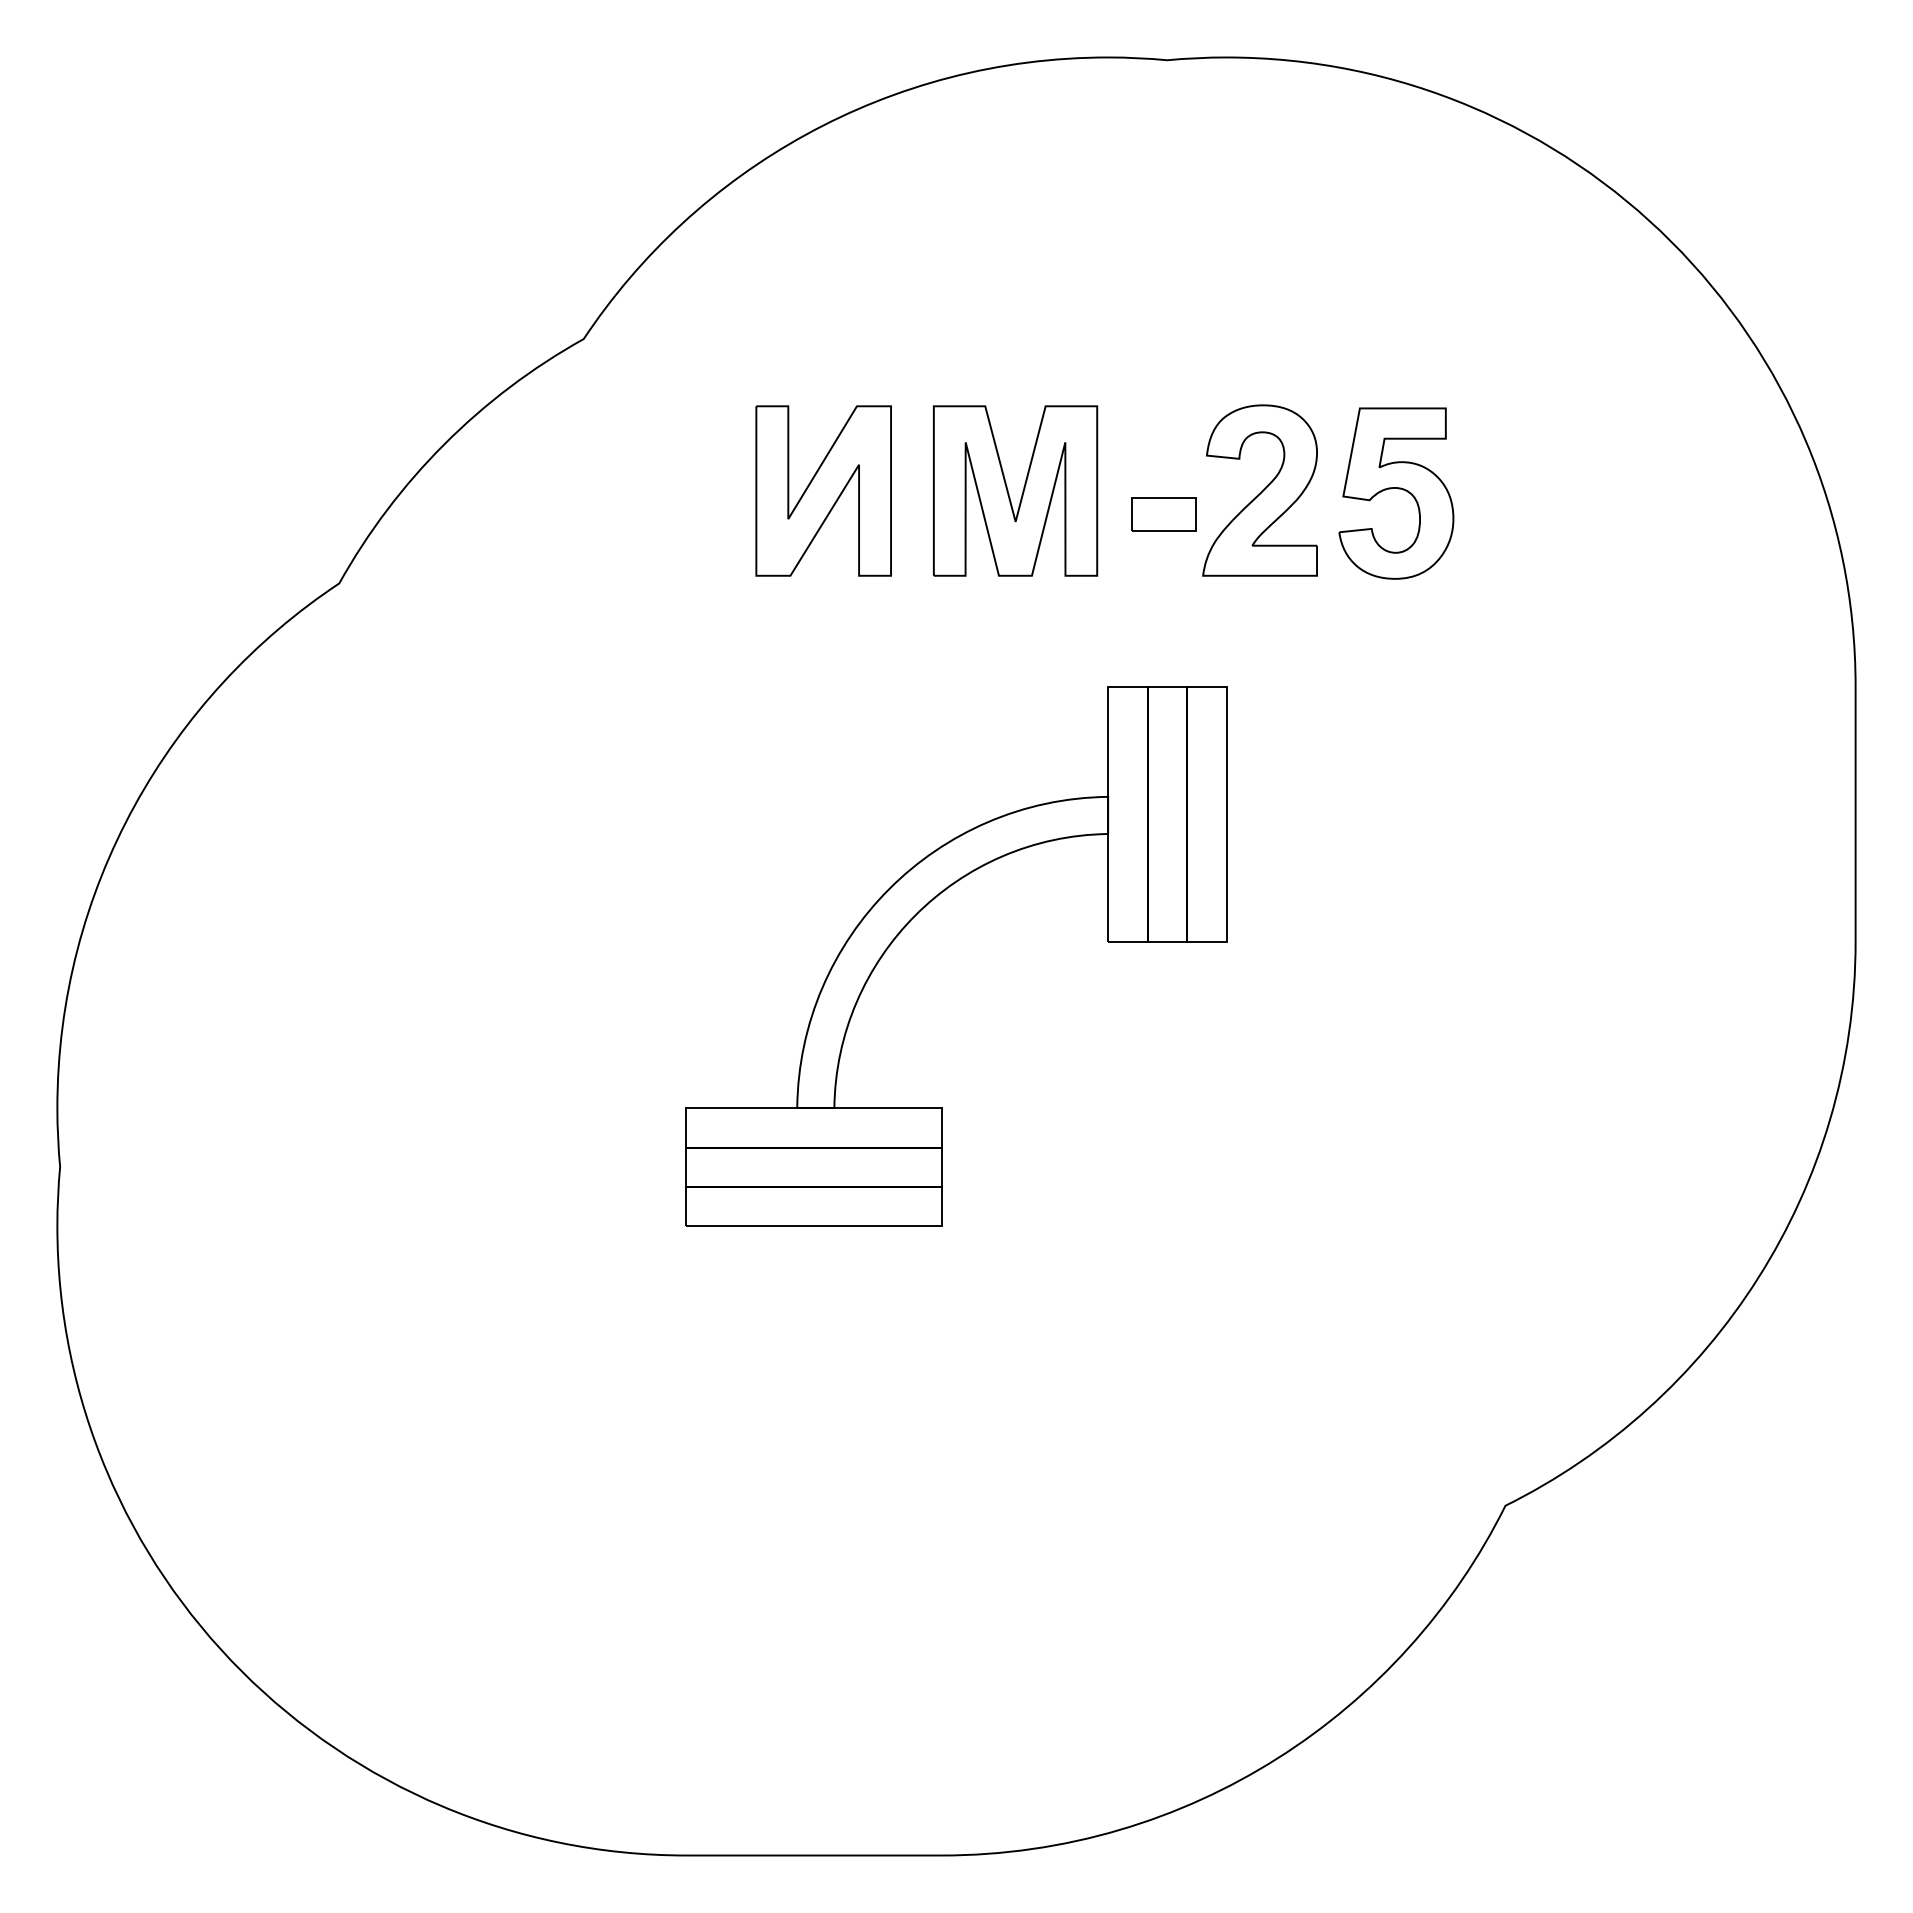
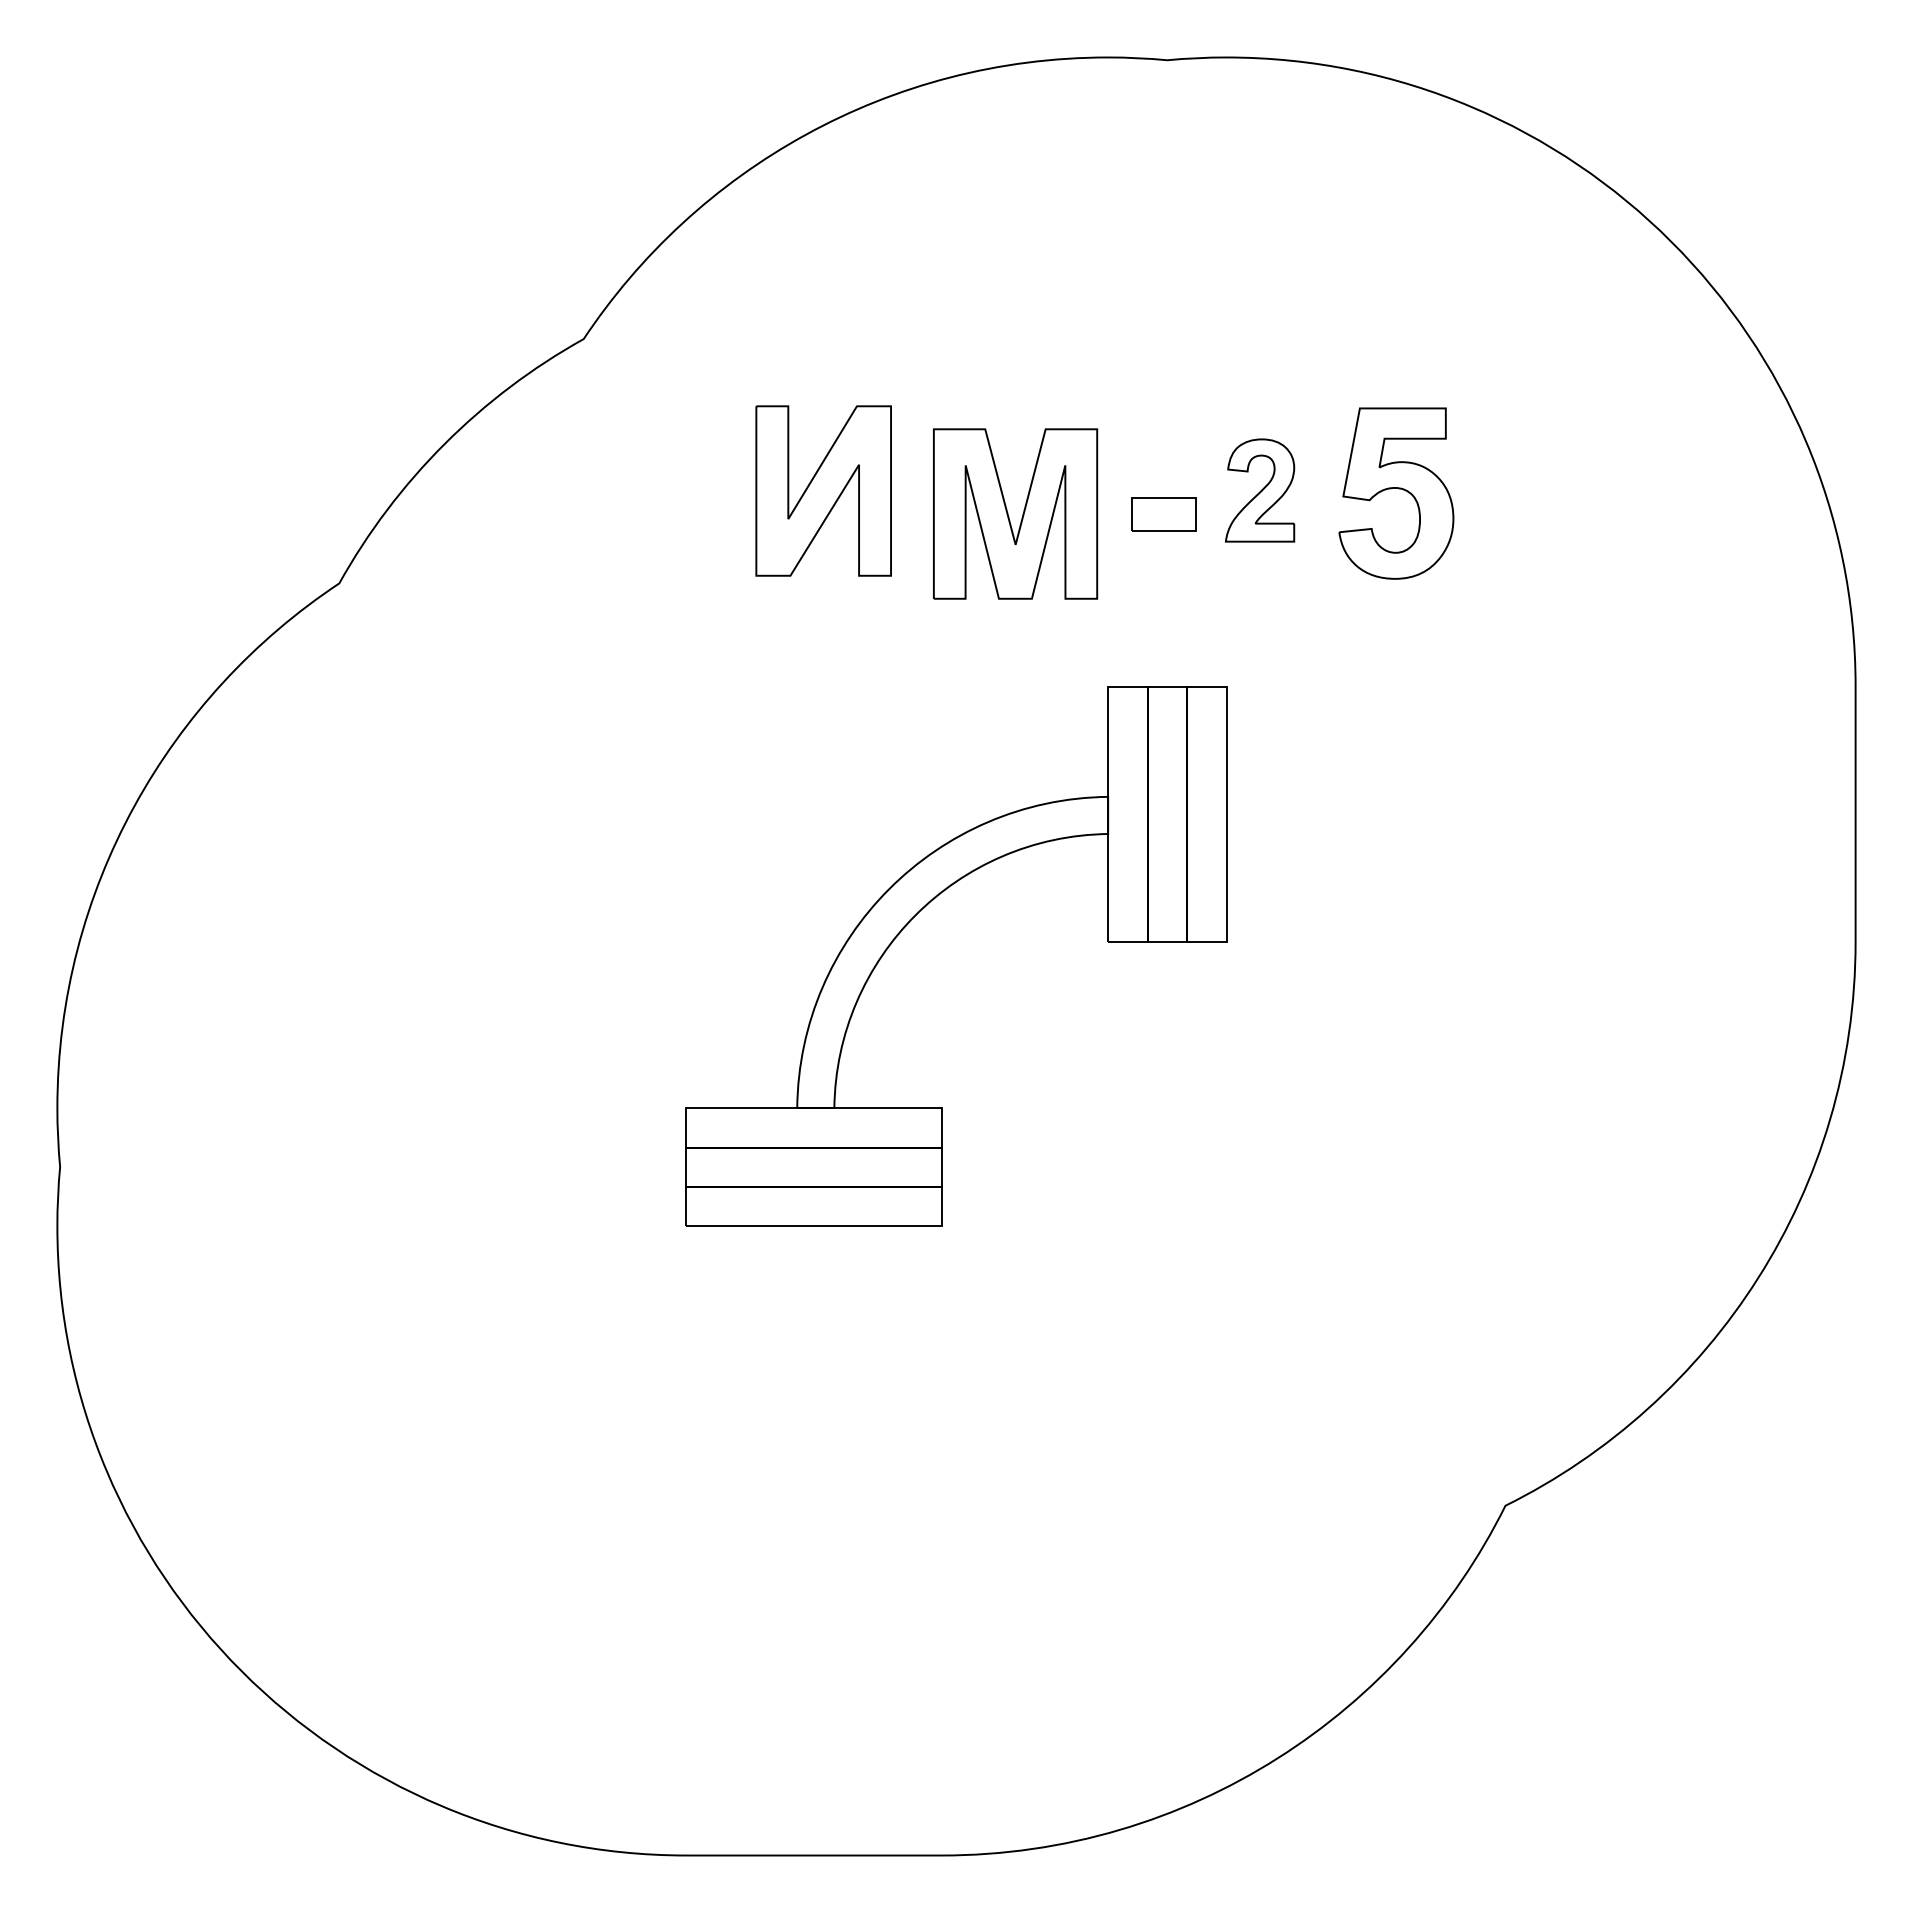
part size: 116x173 px -> 71x105 px (1260, 490)
part position: (1009, 493) -> (1009, 516) (1009, 516)
